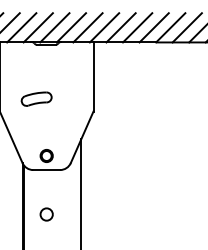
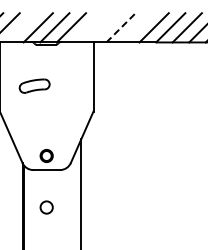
line: present -> none (21, 27)
line: present -> none (87, 27)
line: present -> none (104, 27)
line: solid -> dashed (121, 27)
line: present -> none (137, 27)
part position: (36, 98) -> (34, 85) (34, 85)
circle position: (46, 214) -> (46, 207) (46, 207)
